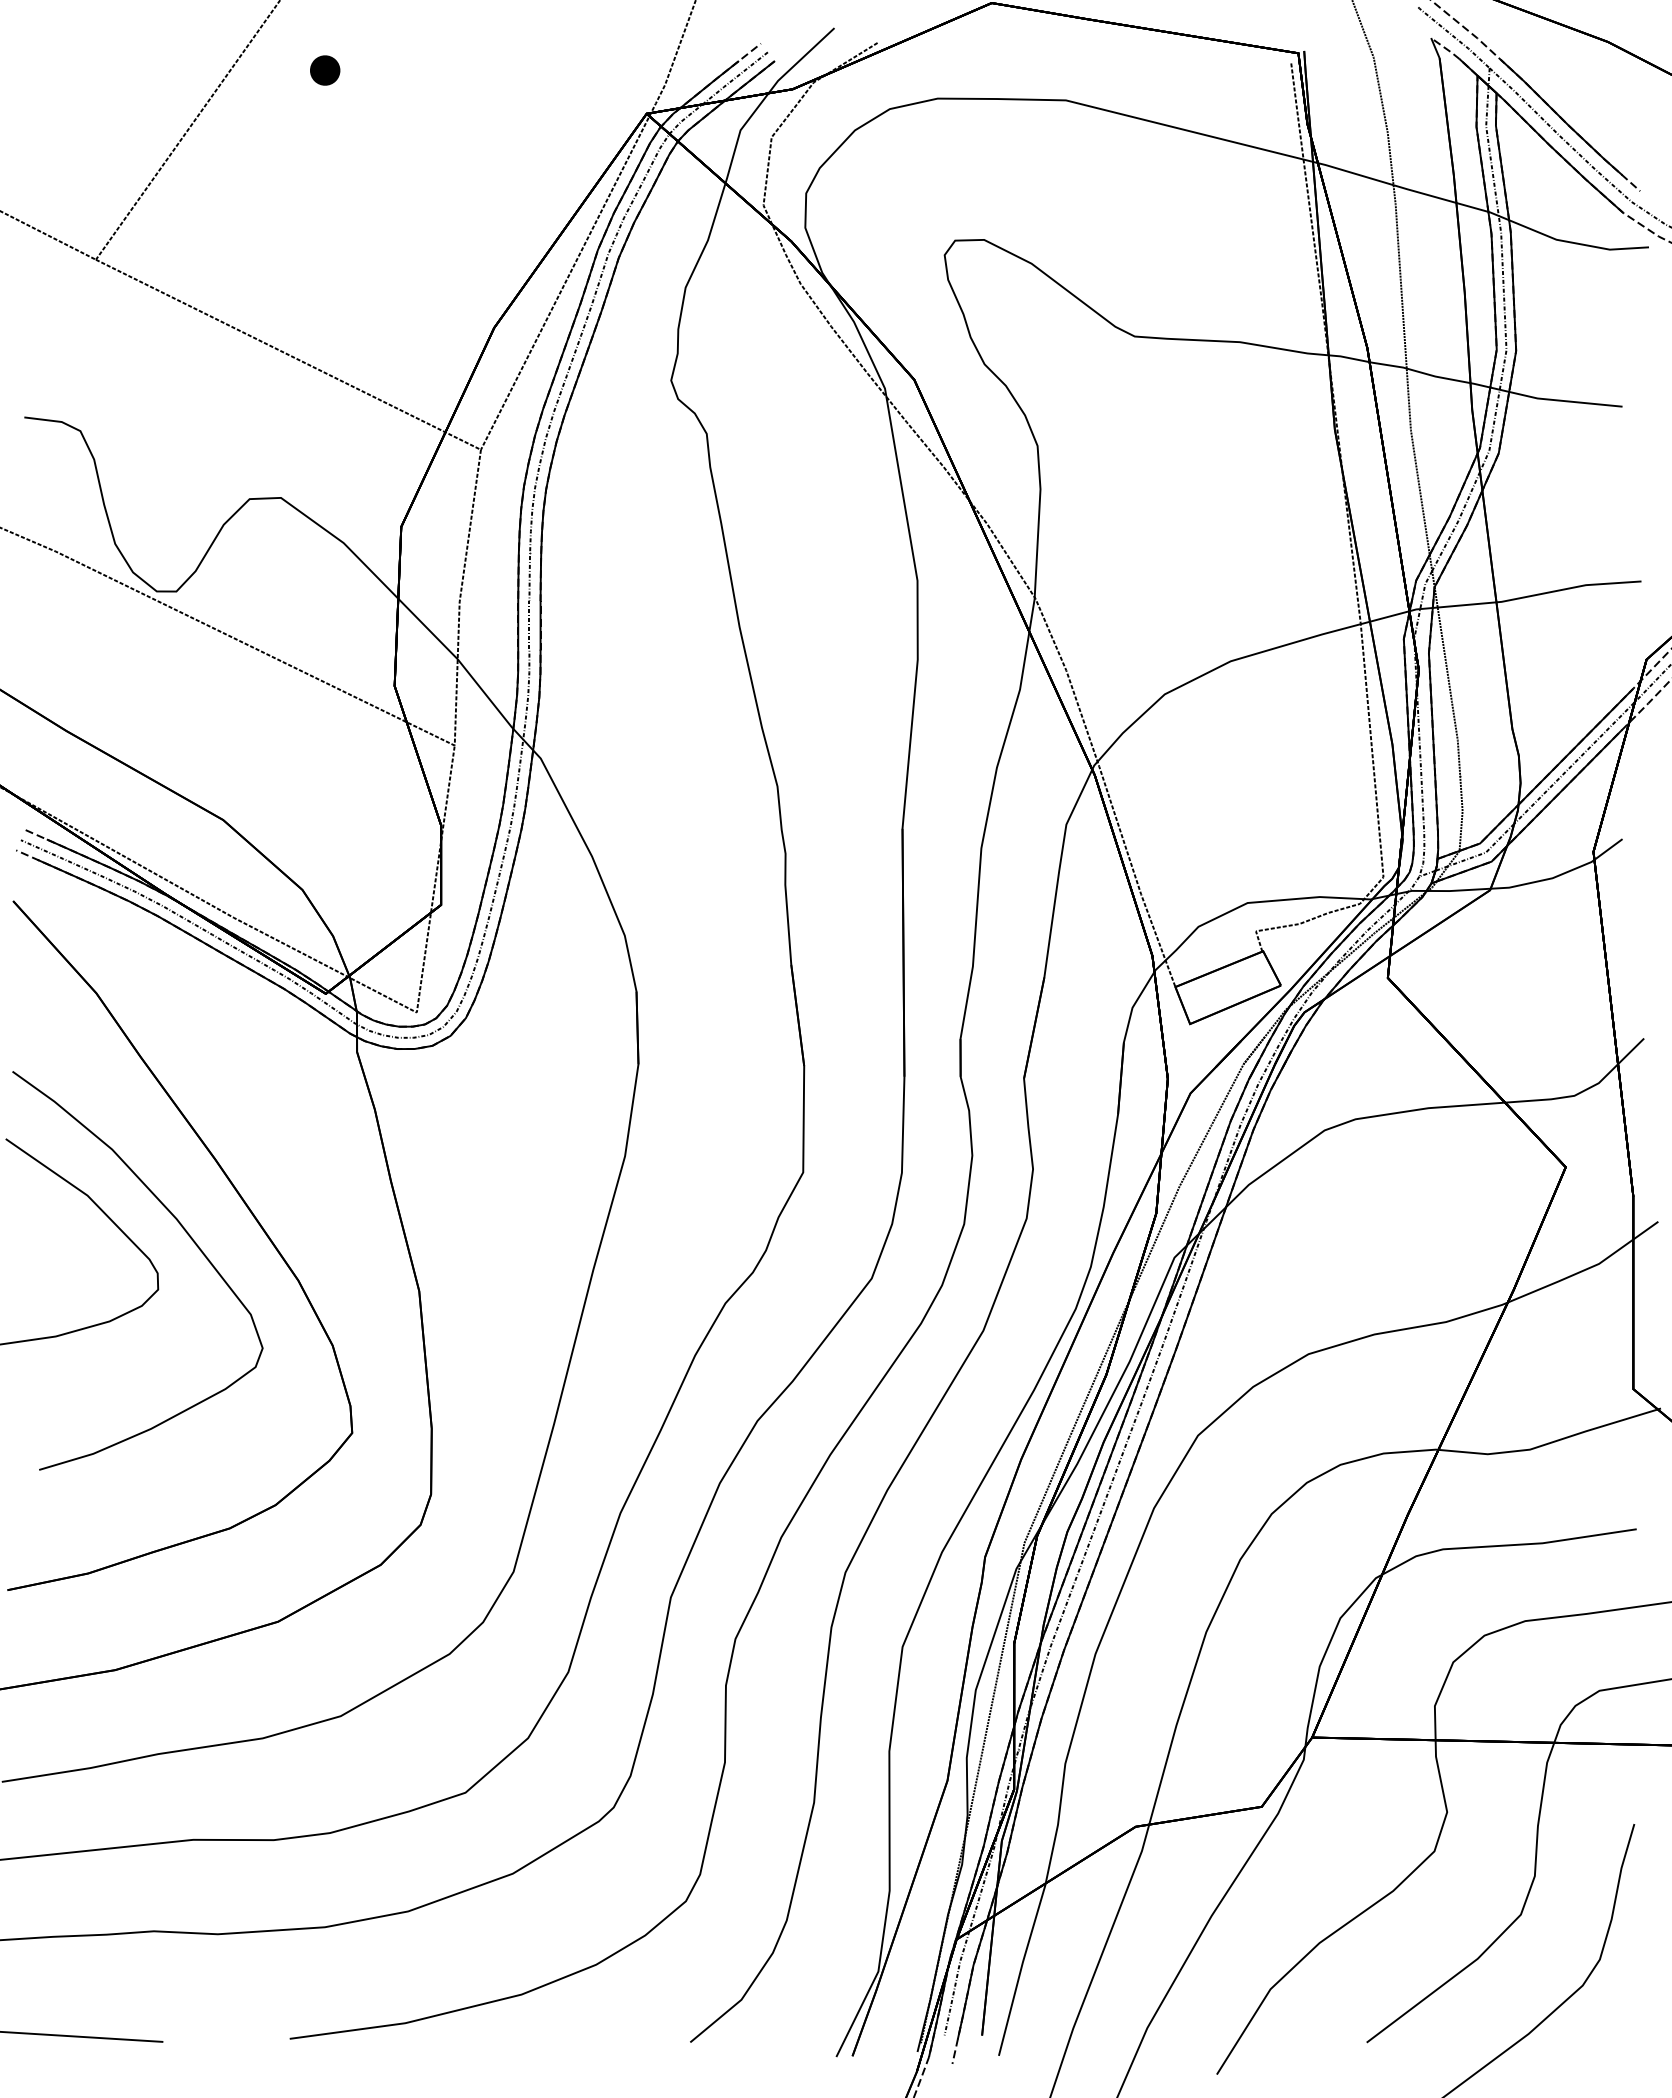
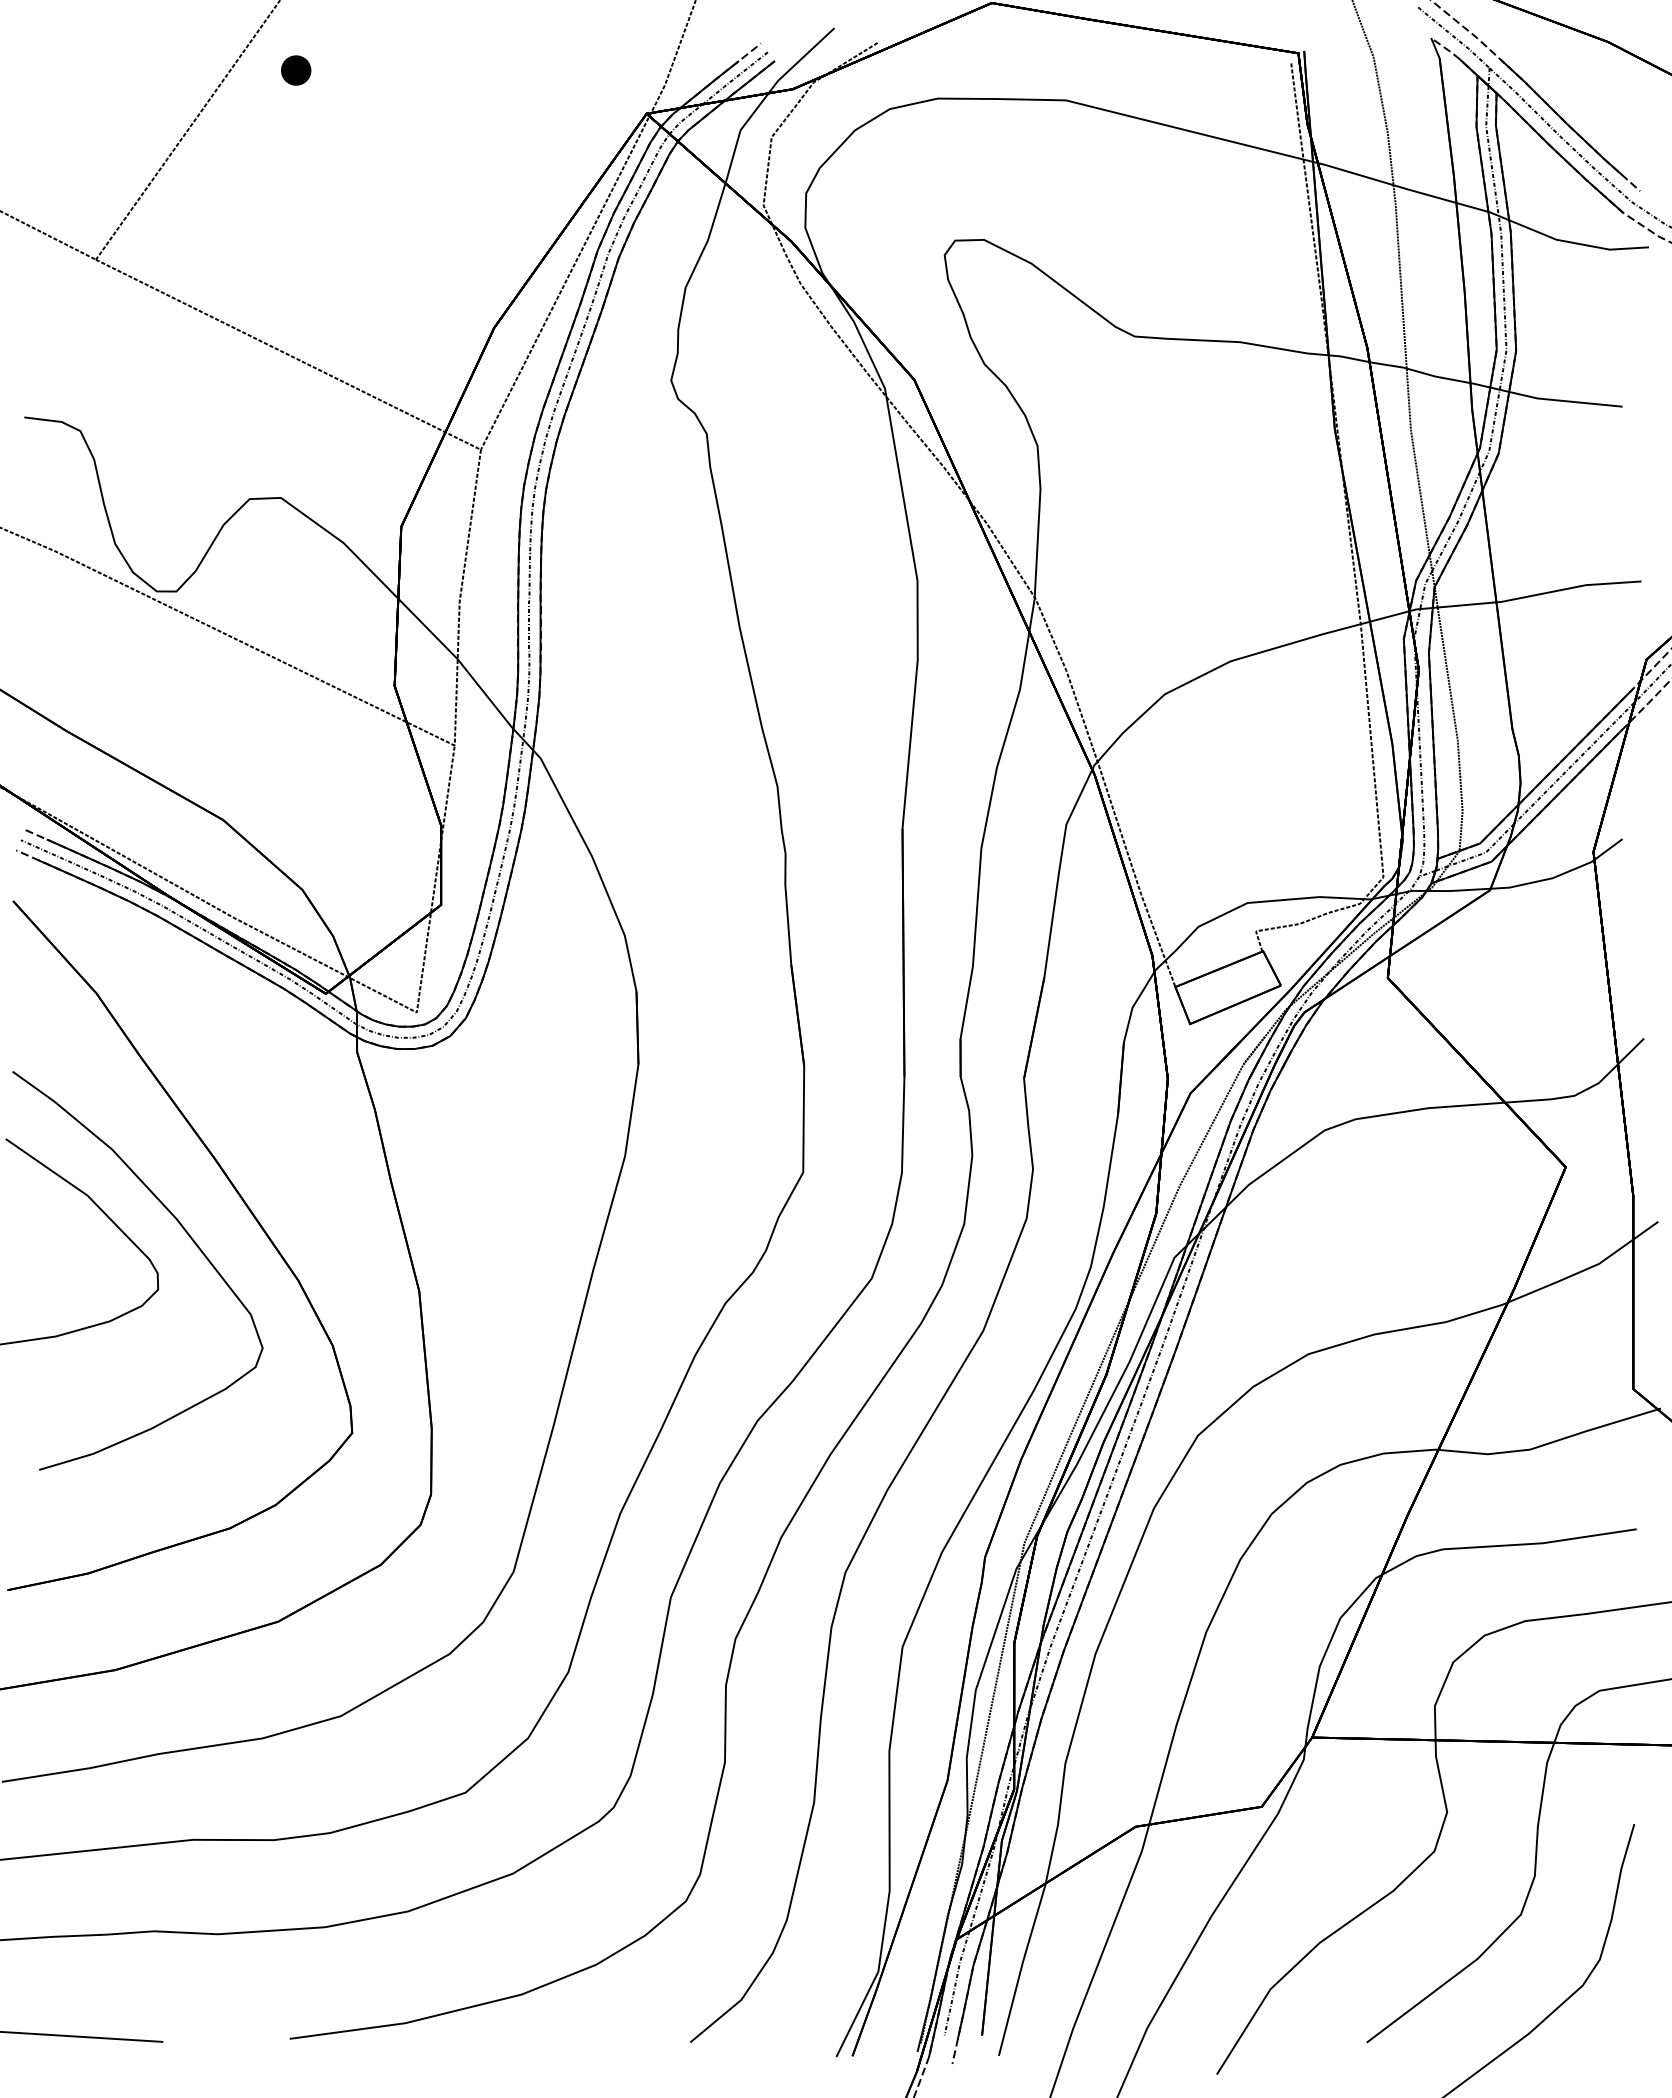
part position: (325, 70) -> (296, 70) (296, 70)
